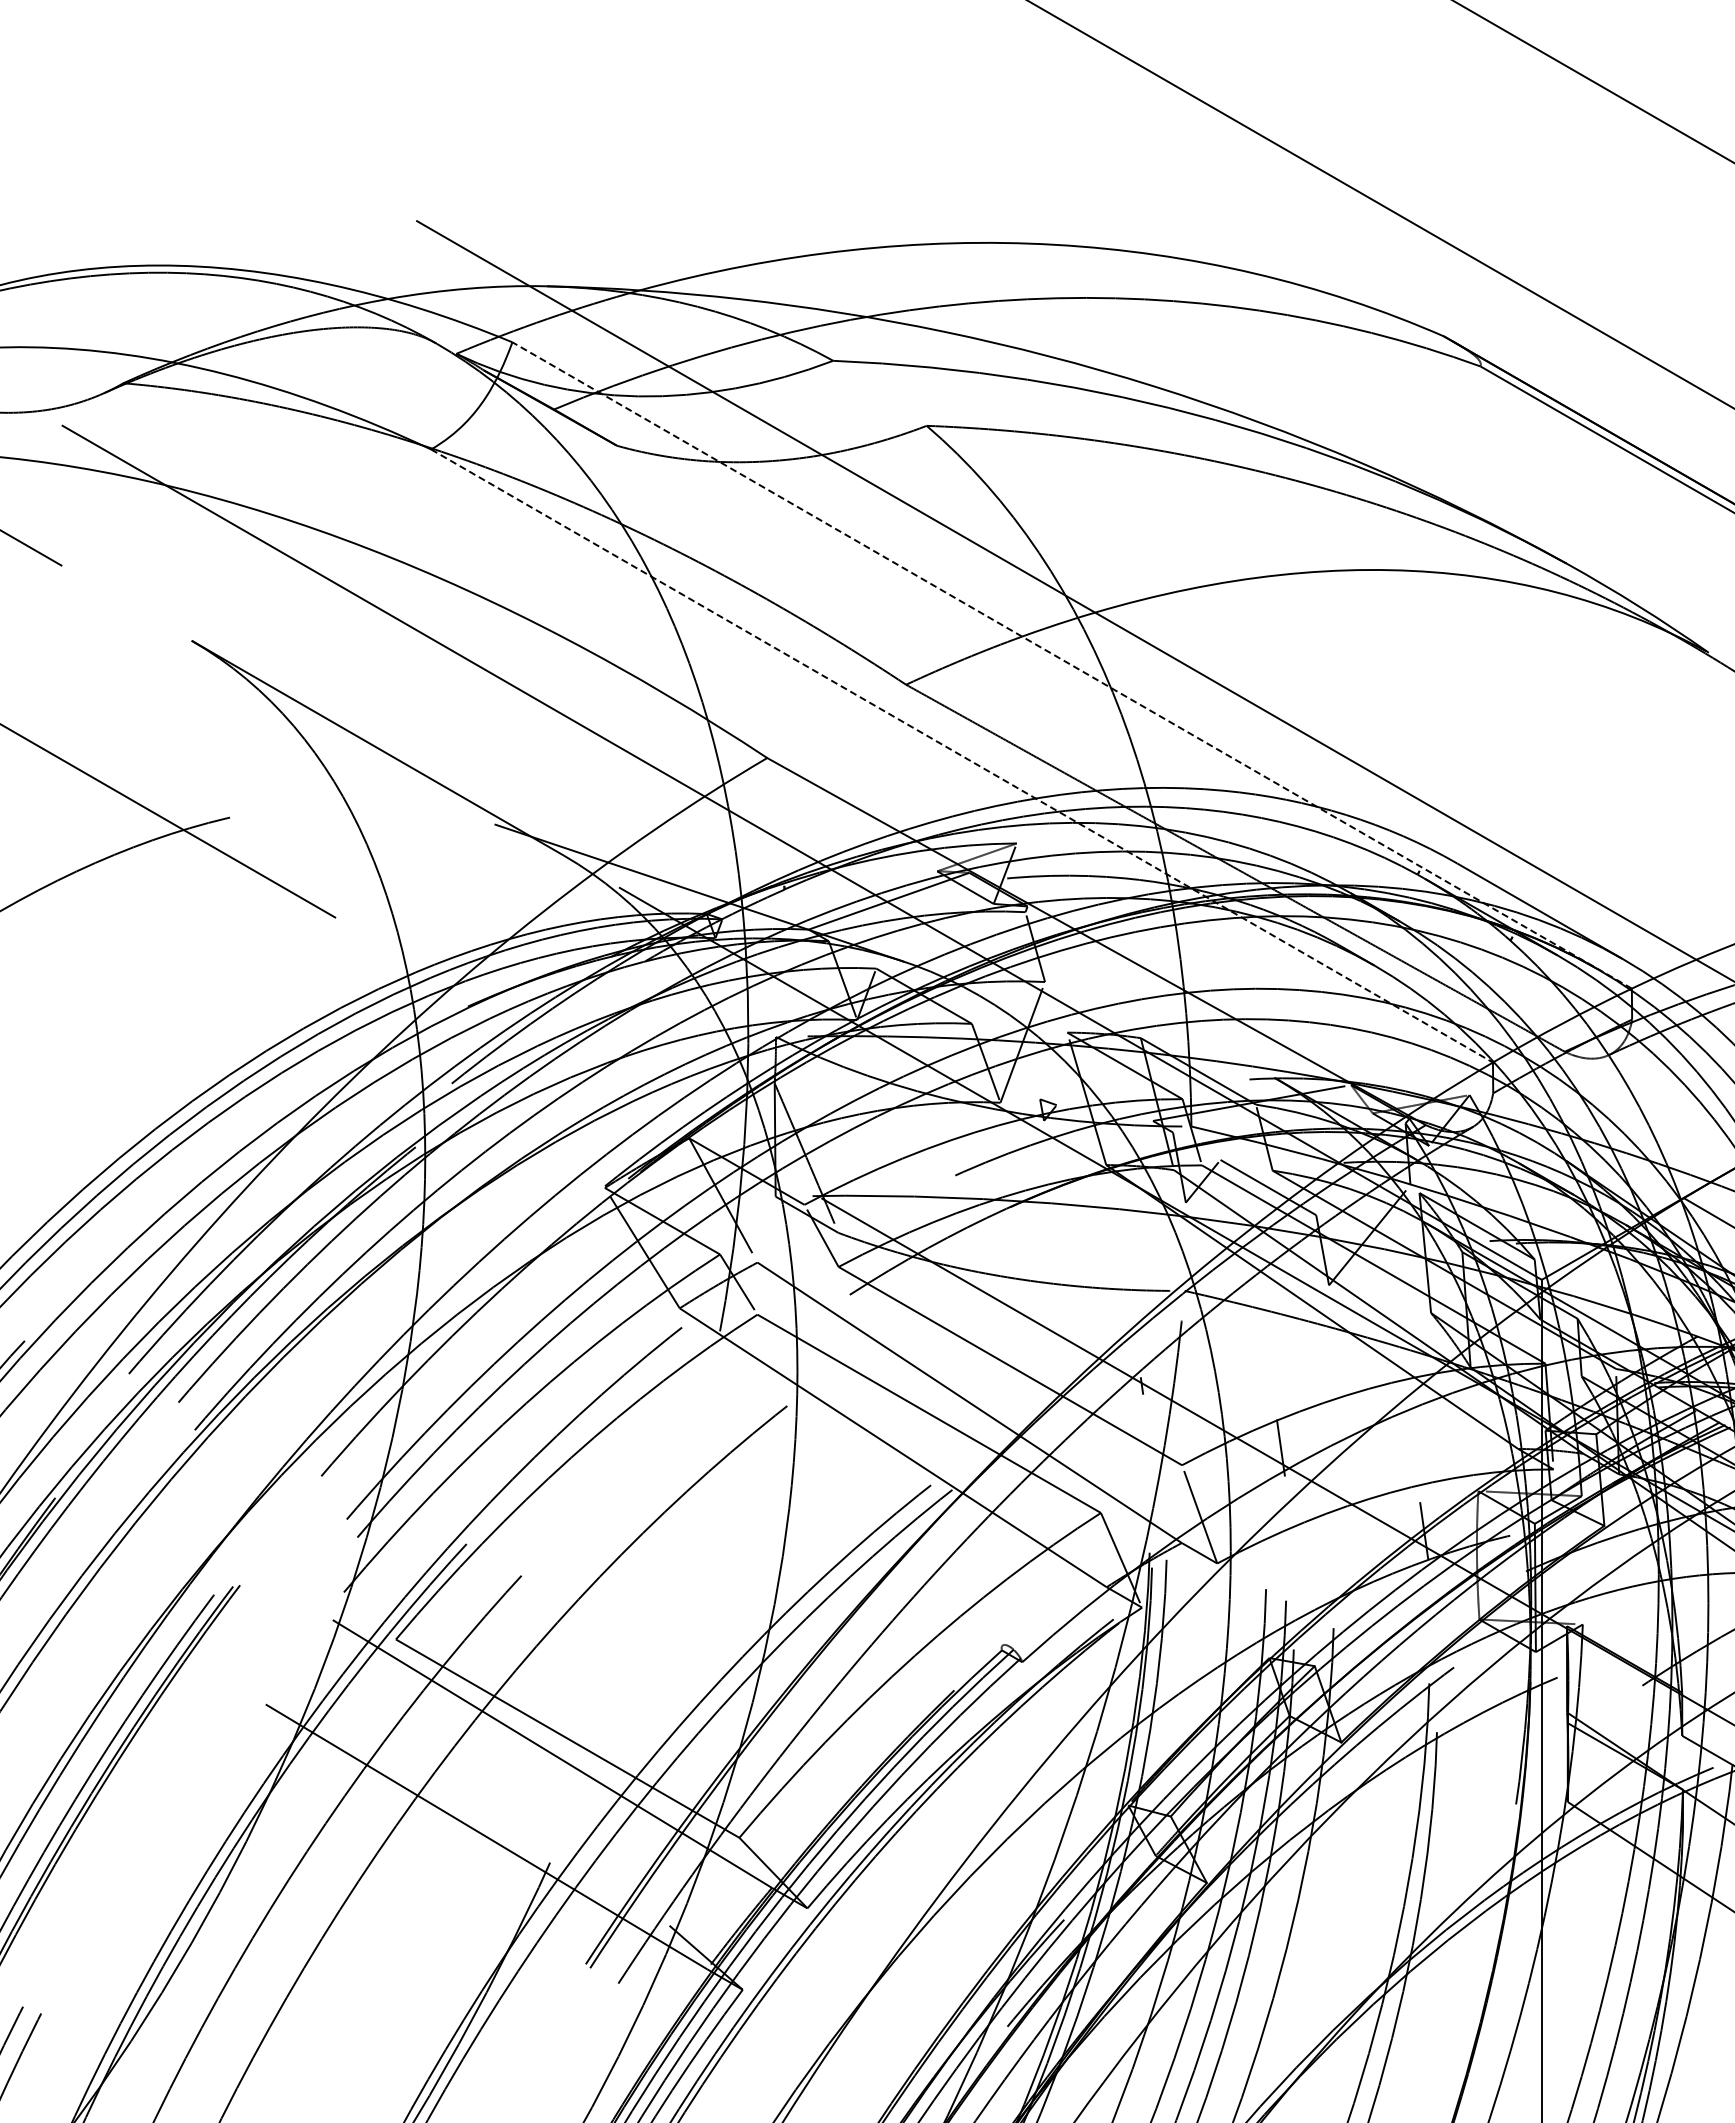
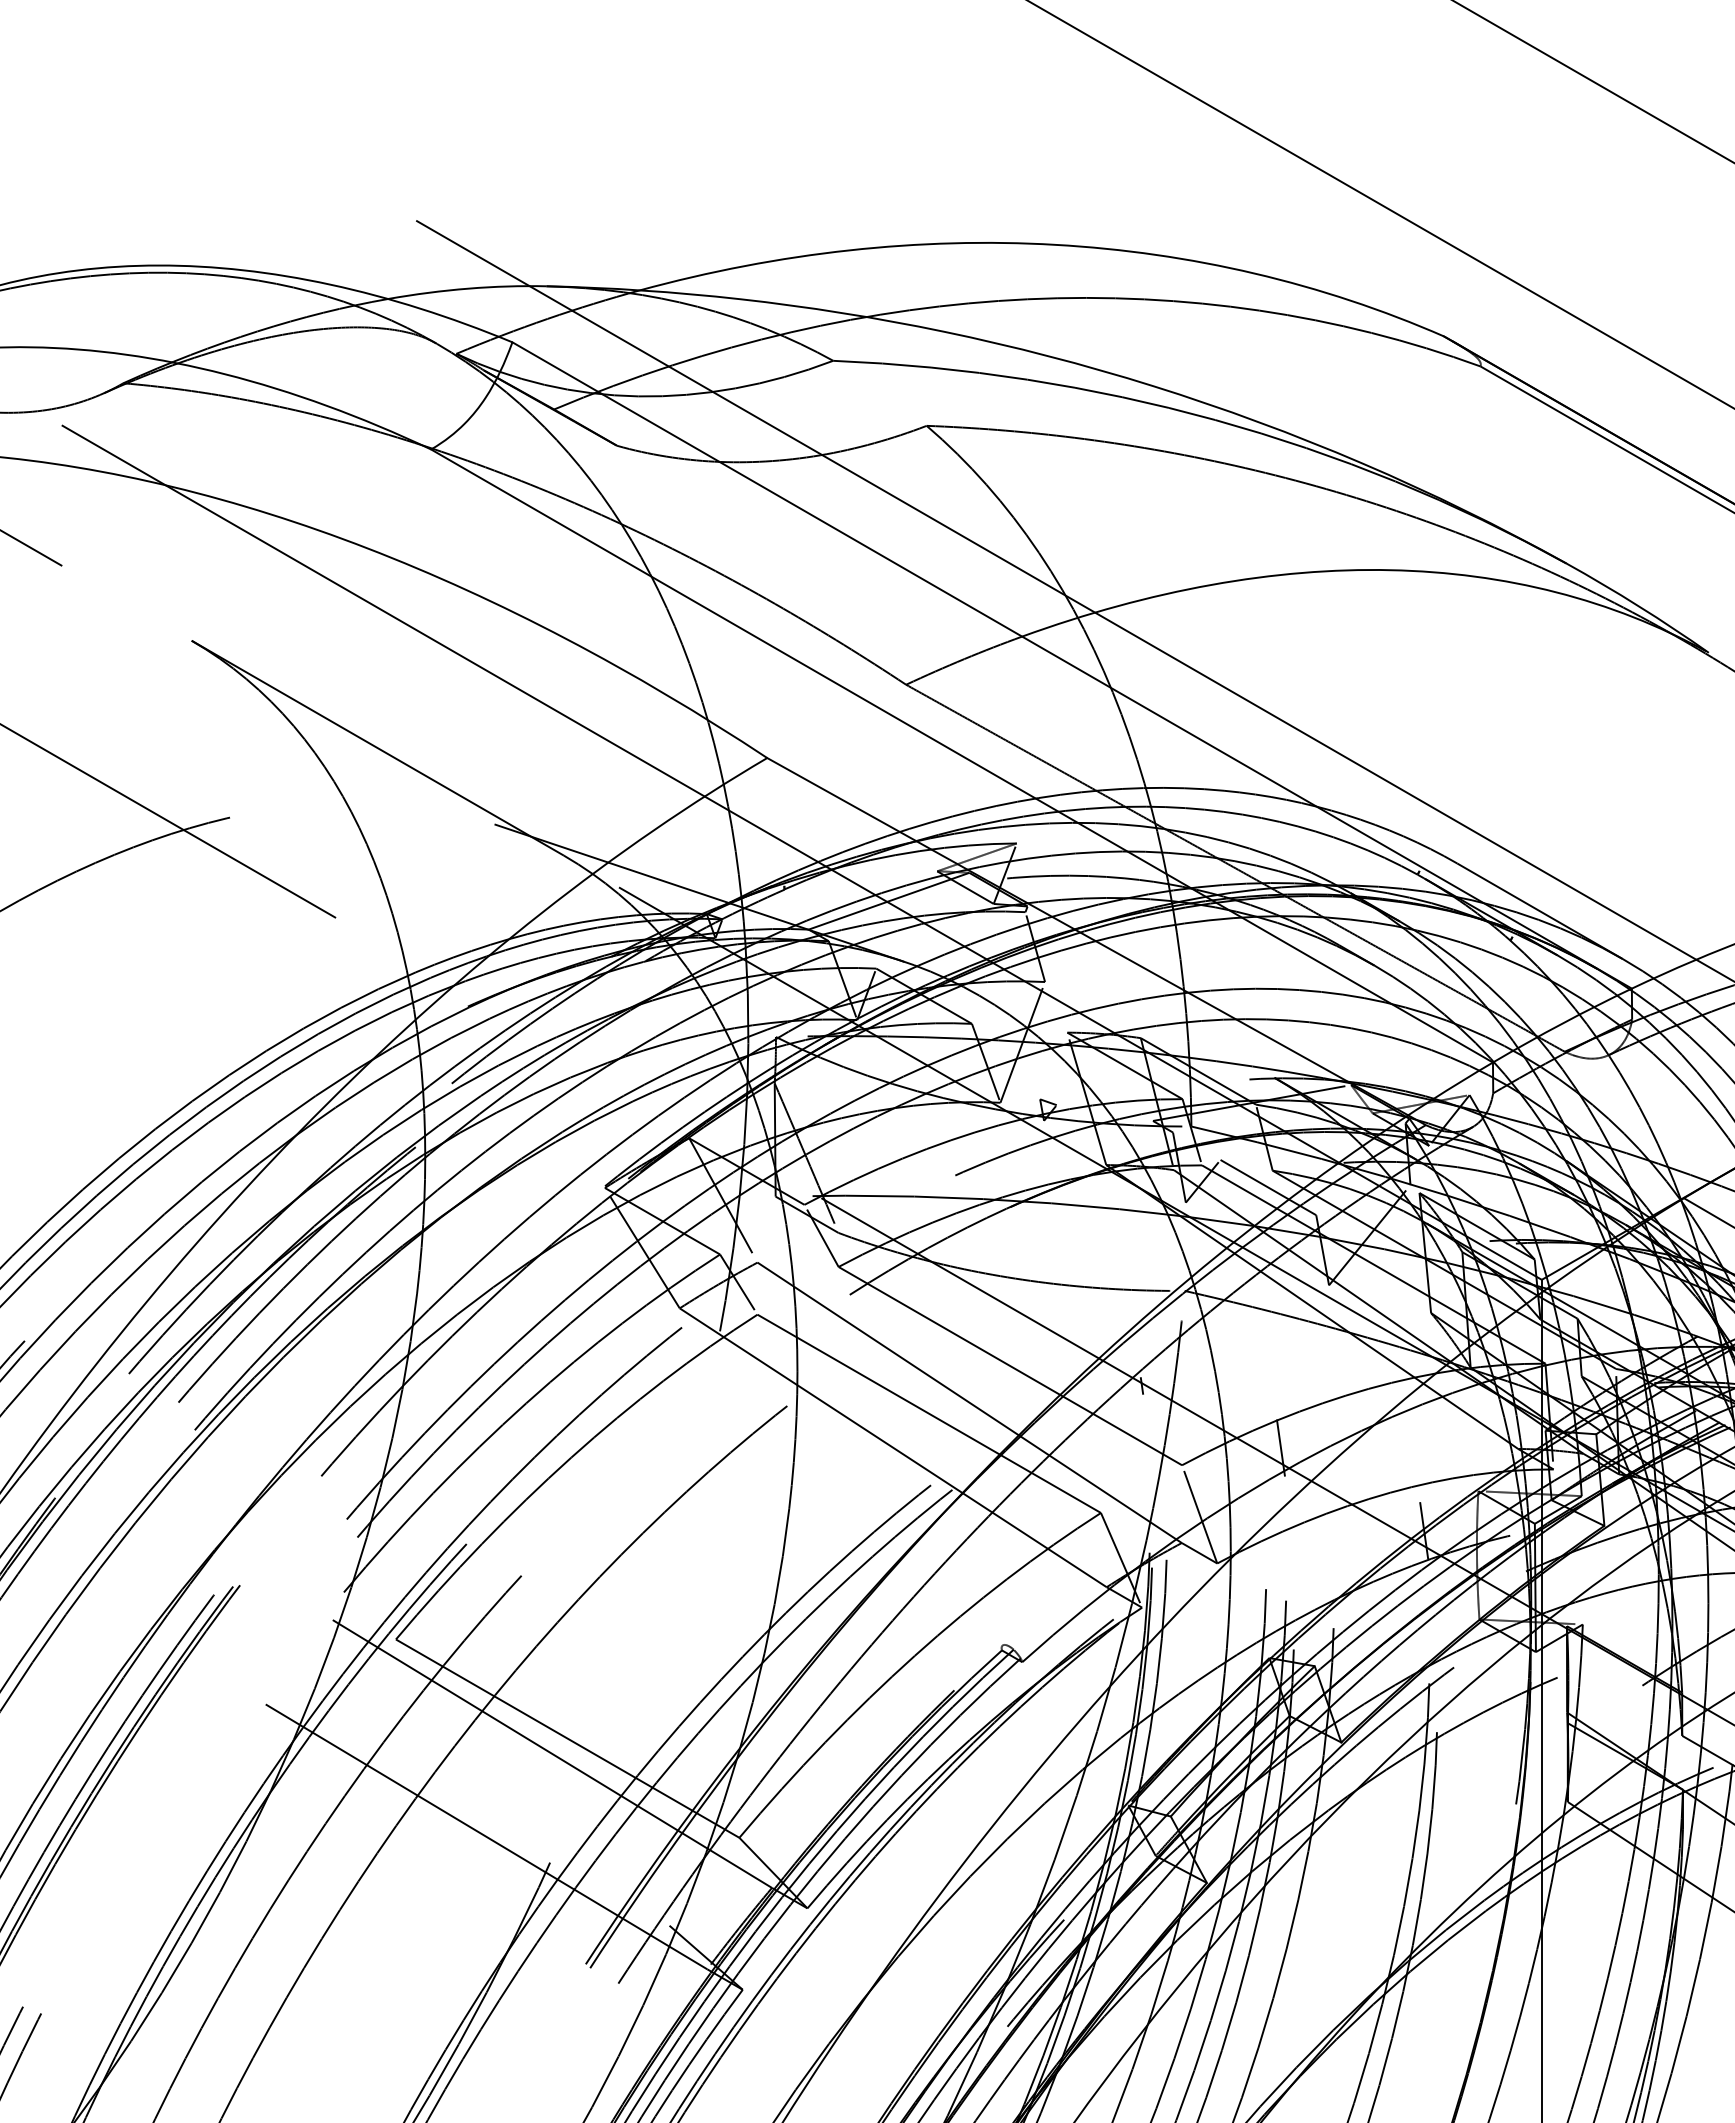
line: dashed -> solid (1071, 665)
line: dashed -> solid (962, 756)
